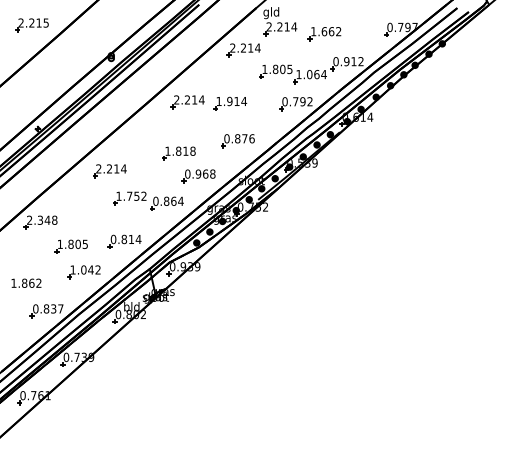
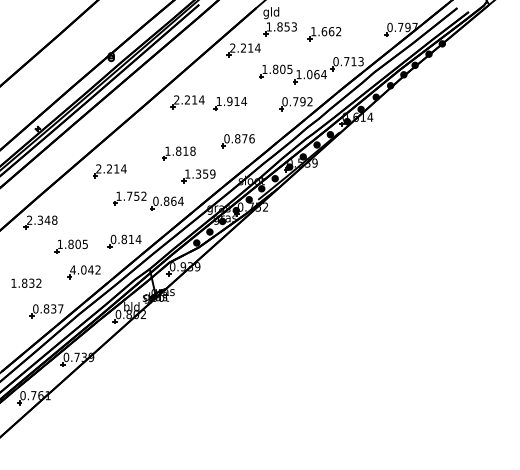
part: present -> none (31, 25)
text: 2.214 -> 1.853 (281, 26)
text: 0.912 -> 0.713 (353, 61)
text: 0.968 -> 1.359 (200, 173)
text: 1.042 -> 4.042 (72, 269)
text: 1.862 -> 1.832 (31, 282)
